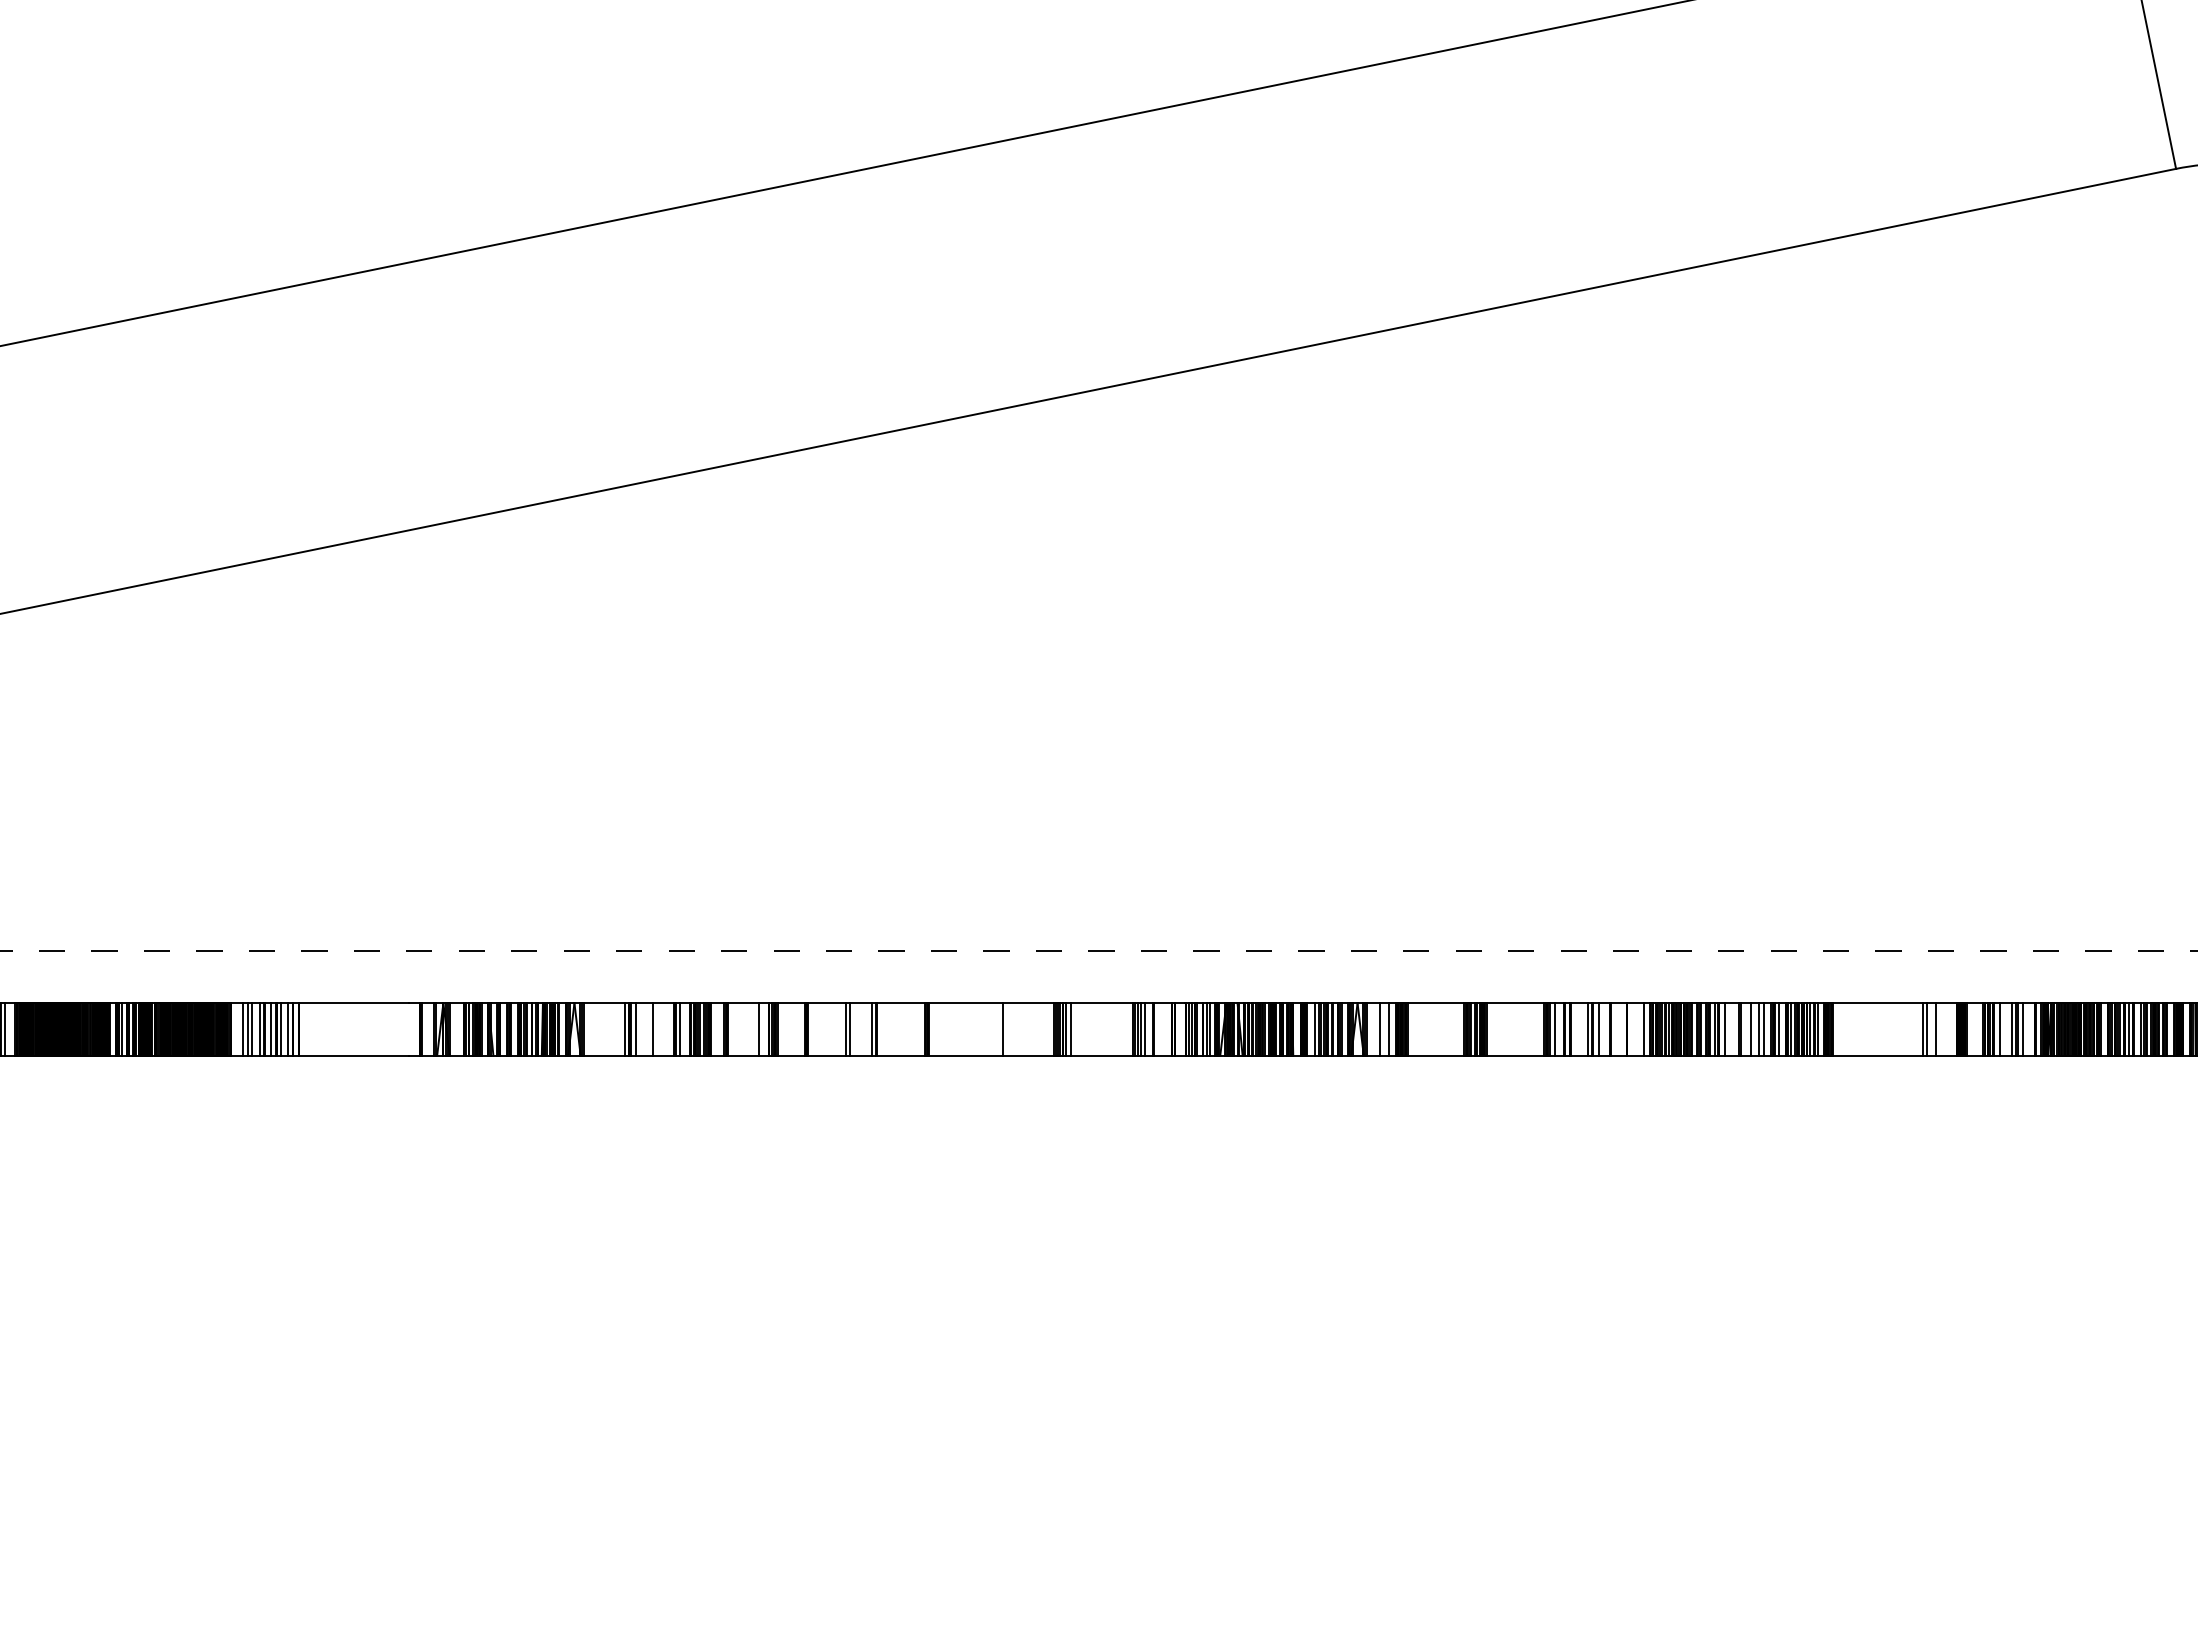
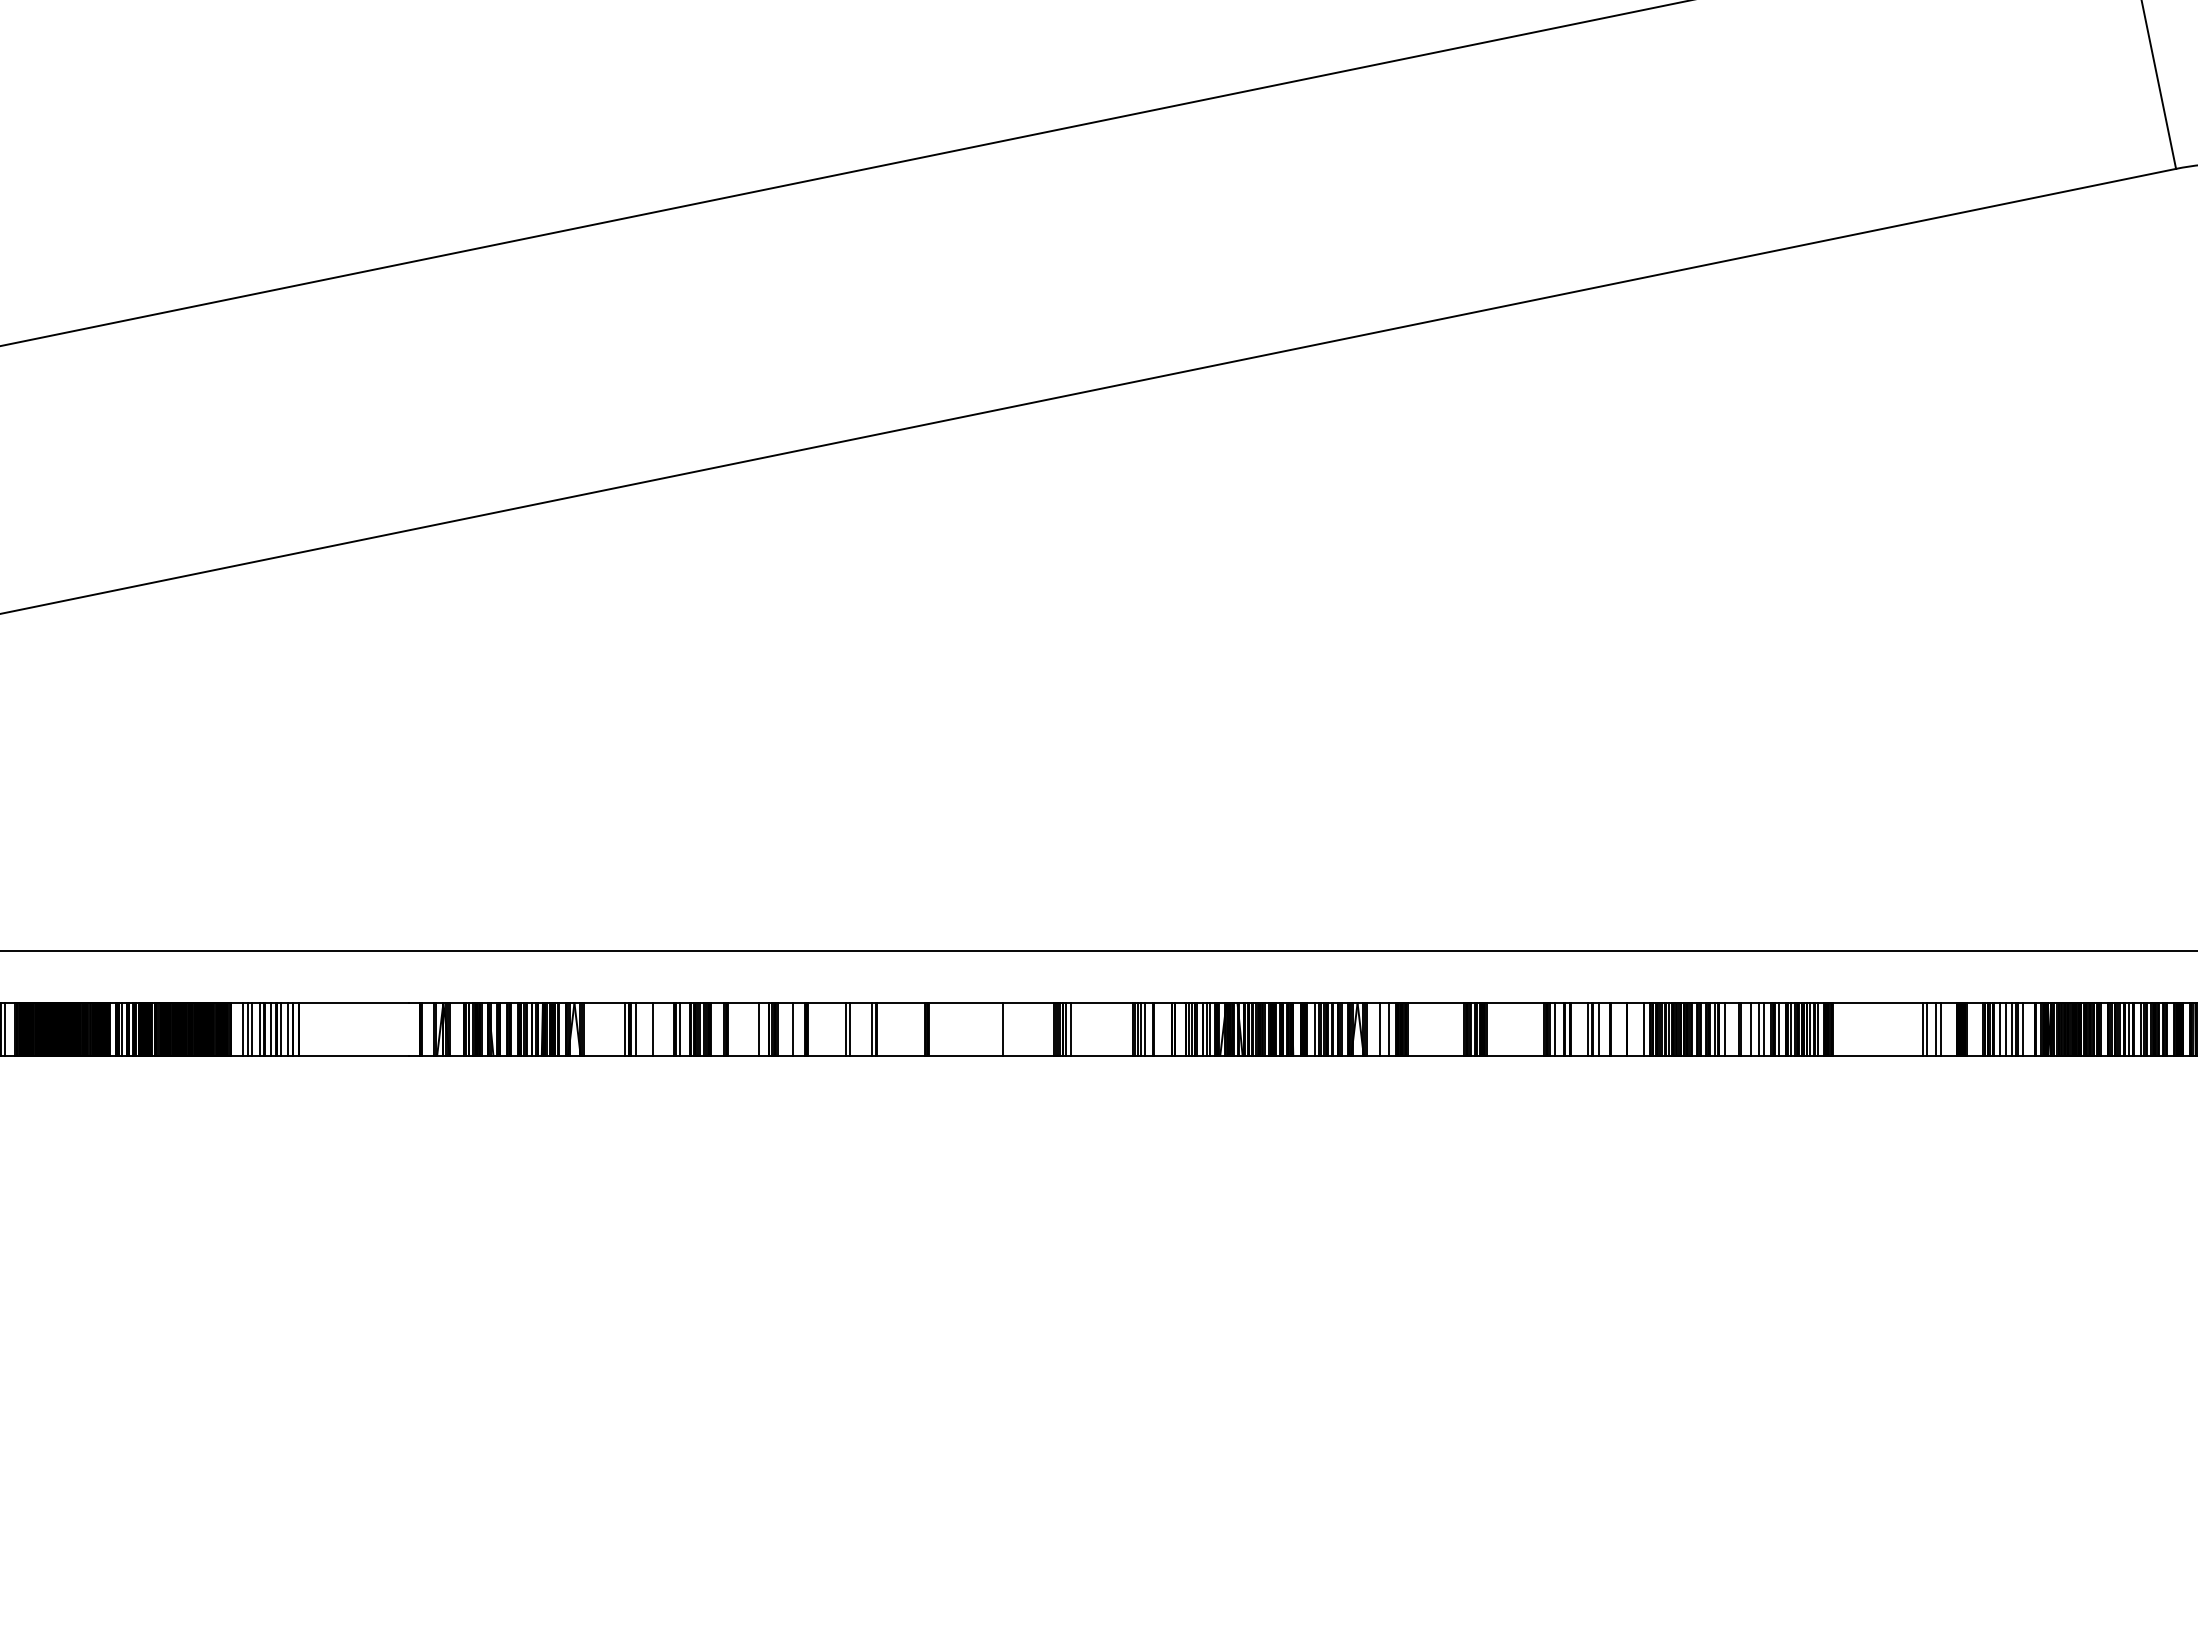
line: dashed -> solid (1099, 950)
line: none -> present (793, 1029)
line: none -> present (1940, 1029)
line: none -> present (2005, 1029)
